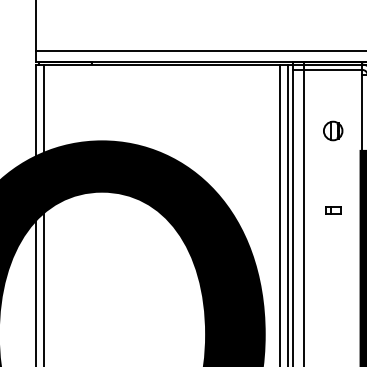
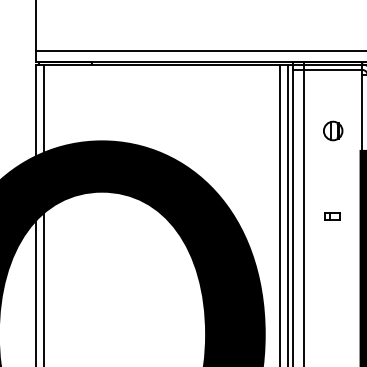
part position: (333, 210) -> (332, 216) (332, 216)
